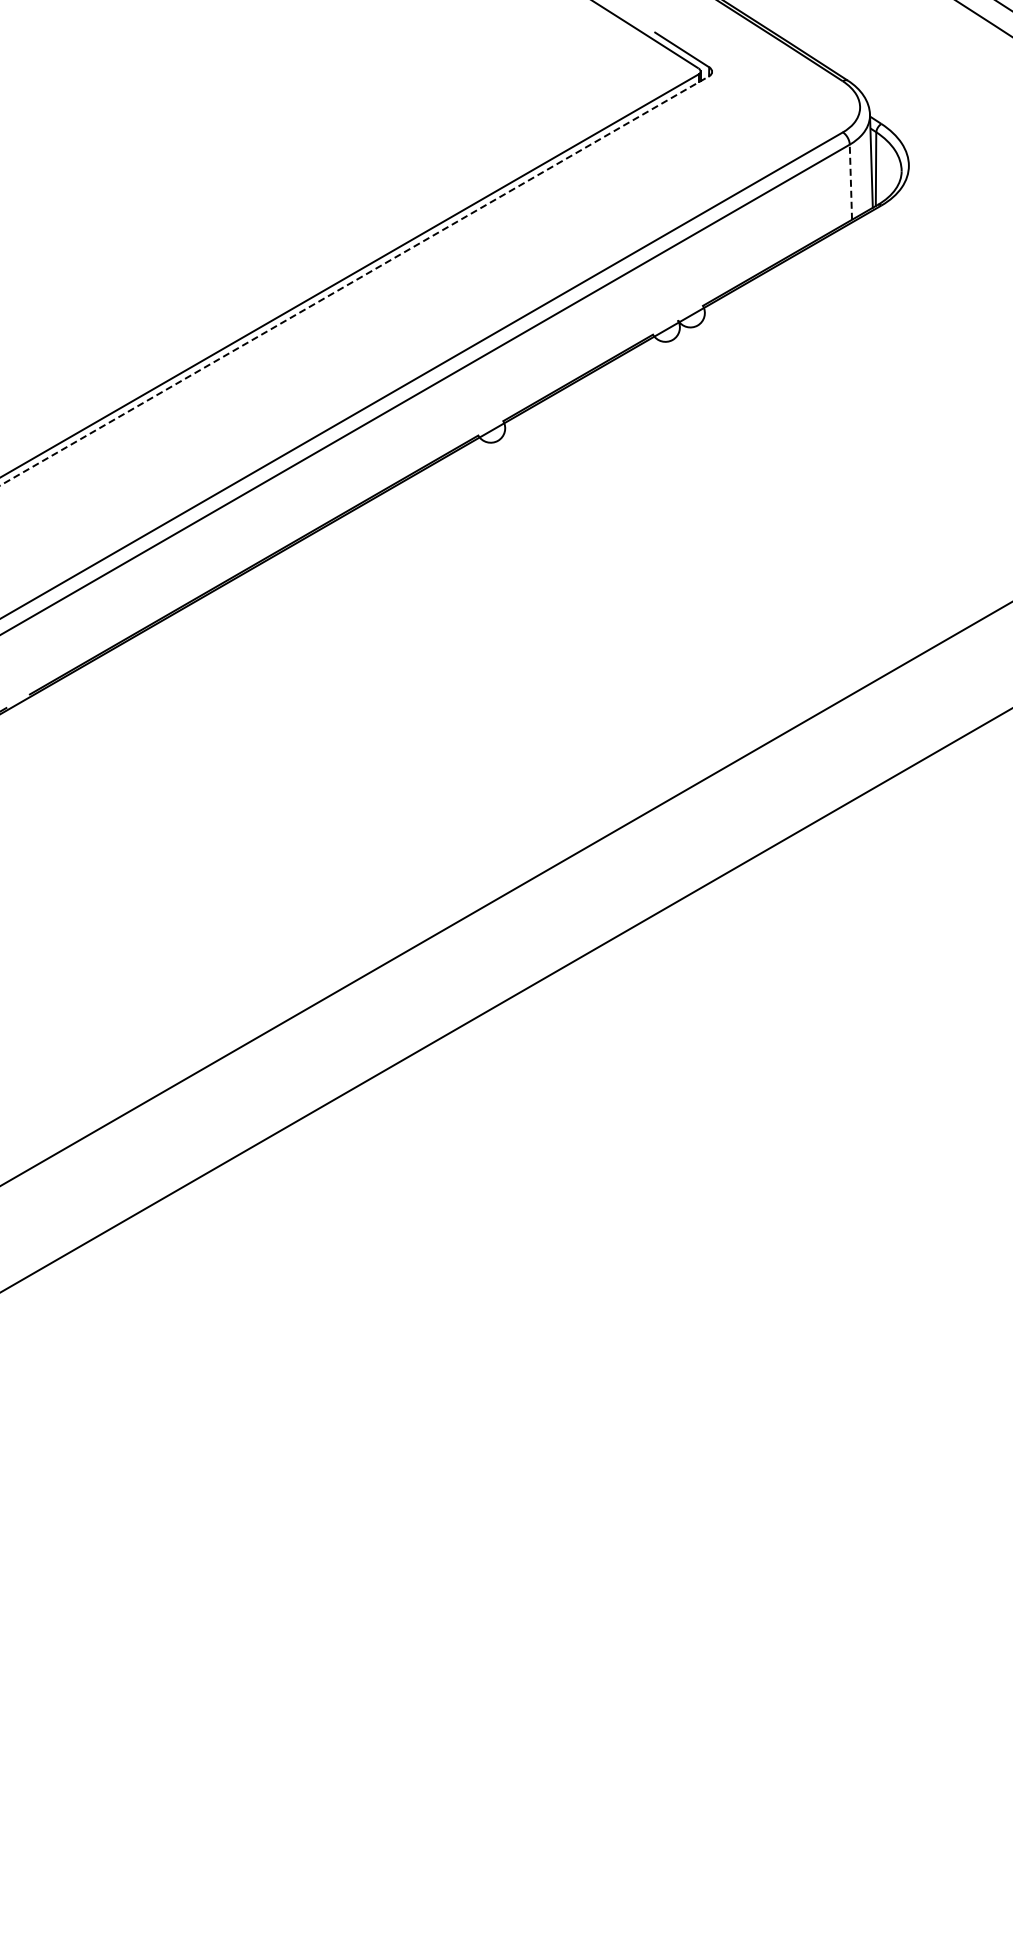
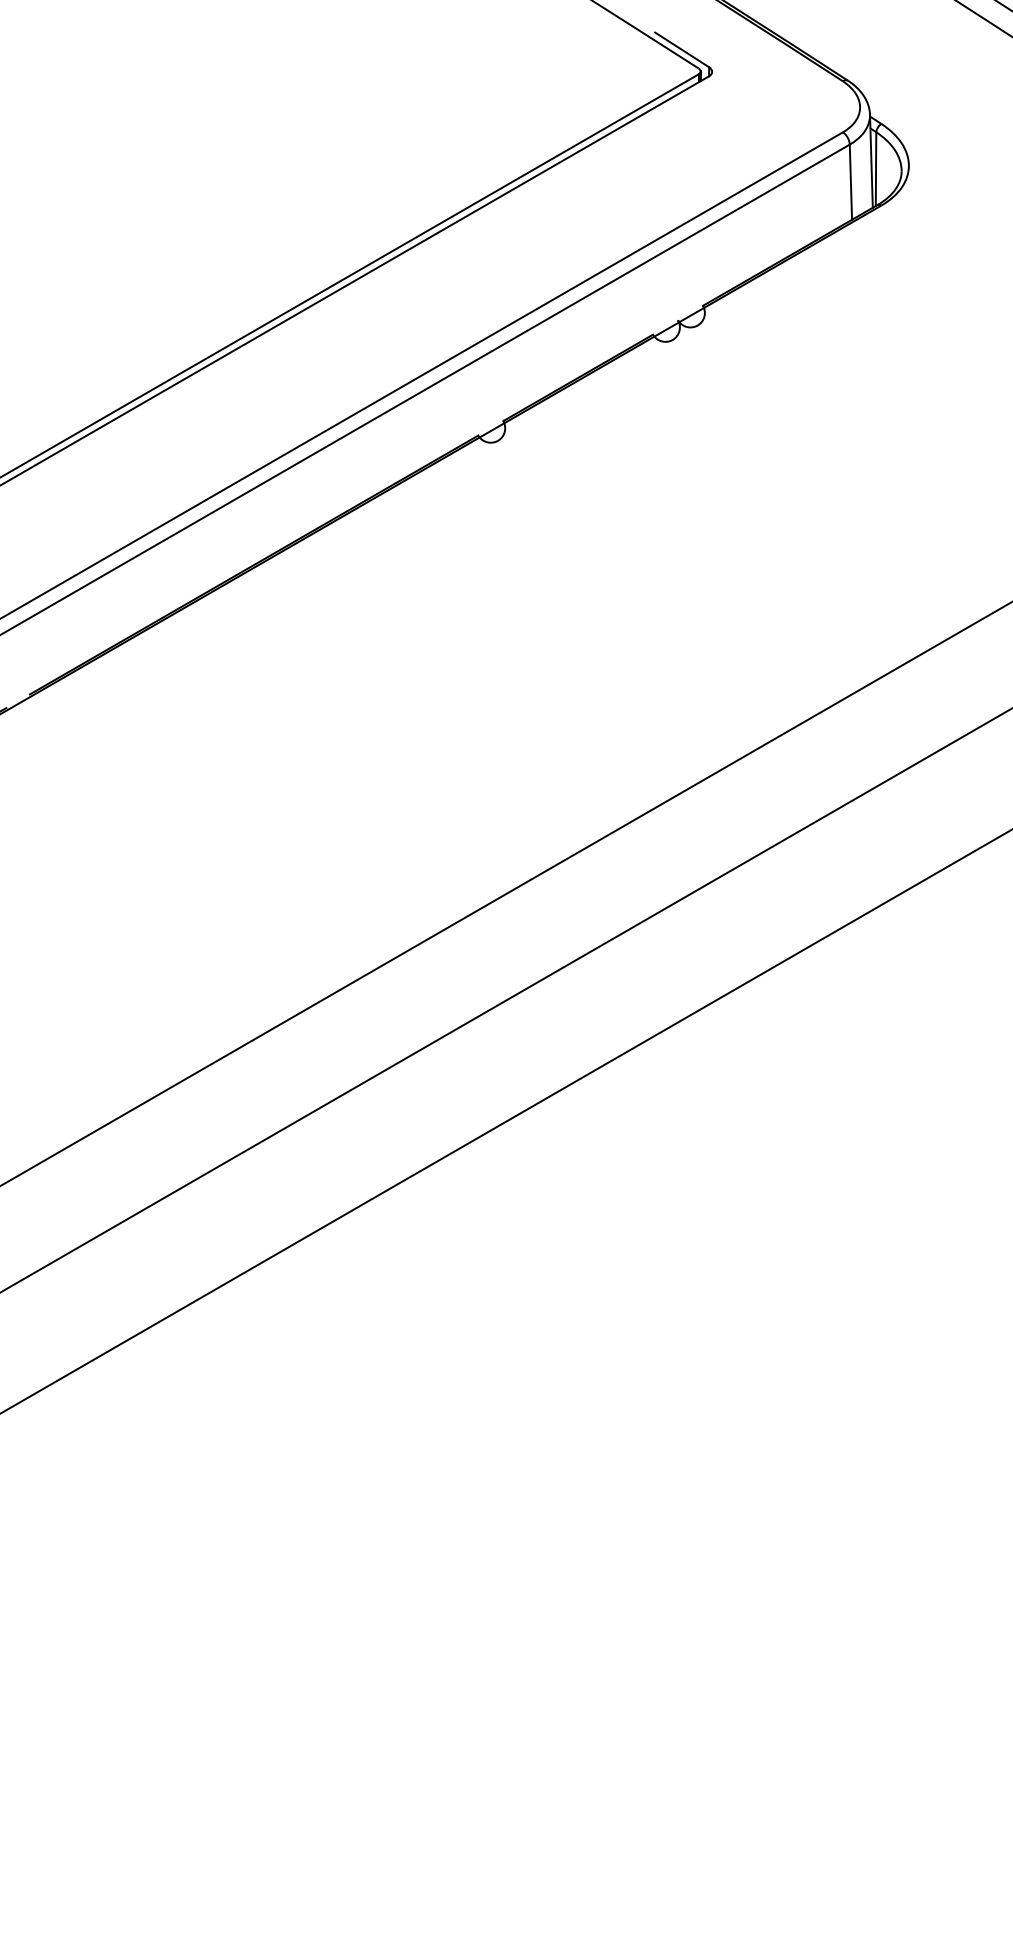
line: dashed -> solid (850, 182)
line: dashed -> solid (355, 280)
line: none -> present (505, 1121)
